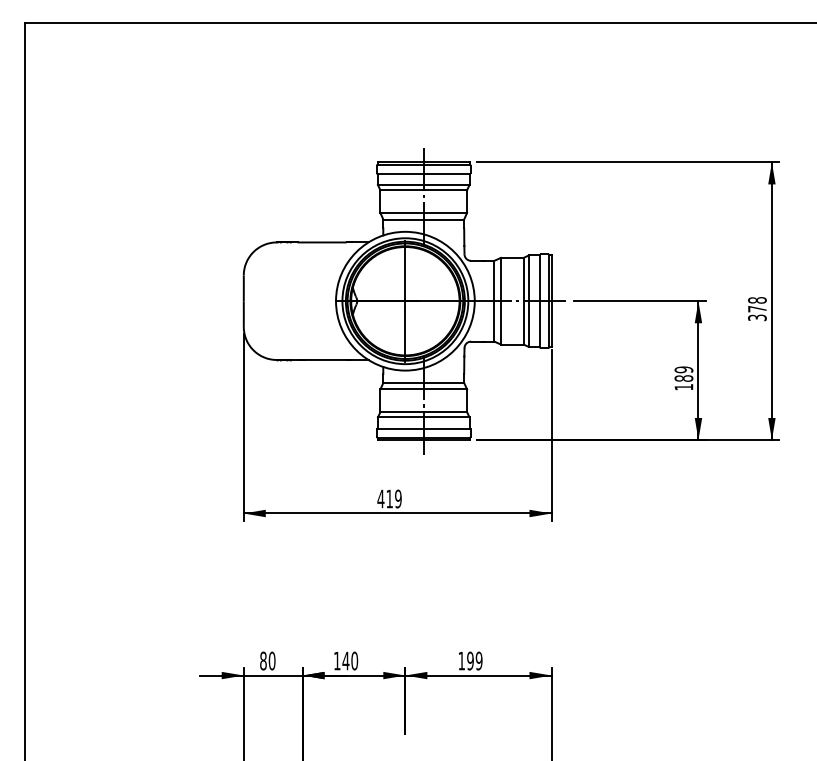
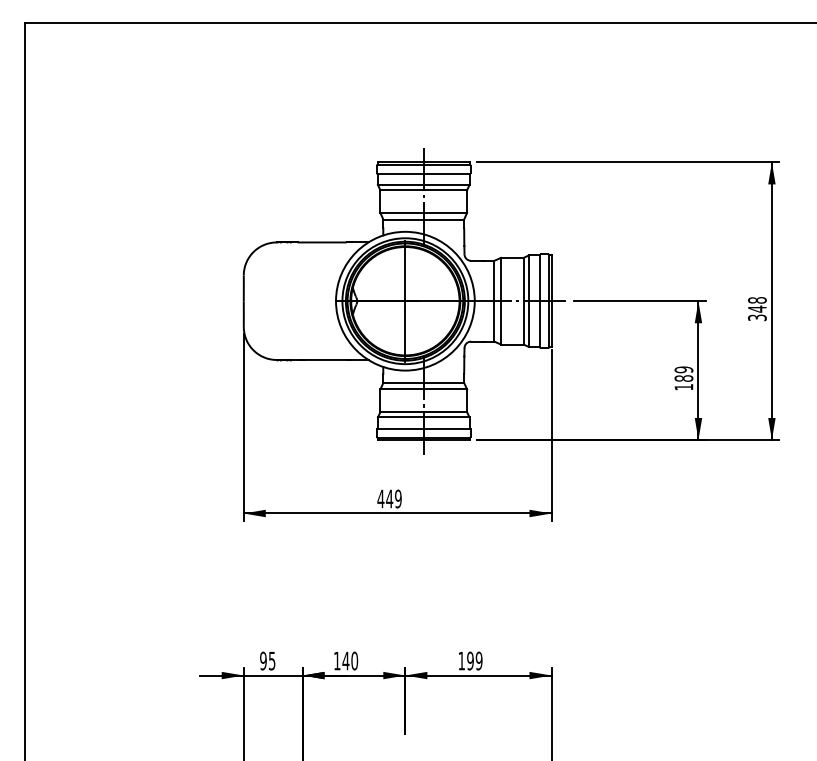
text: 378 -> 348 (757, 308)
text: 419 -> 449 (389, 498)
text: 80 -> 95 (267, 660)
